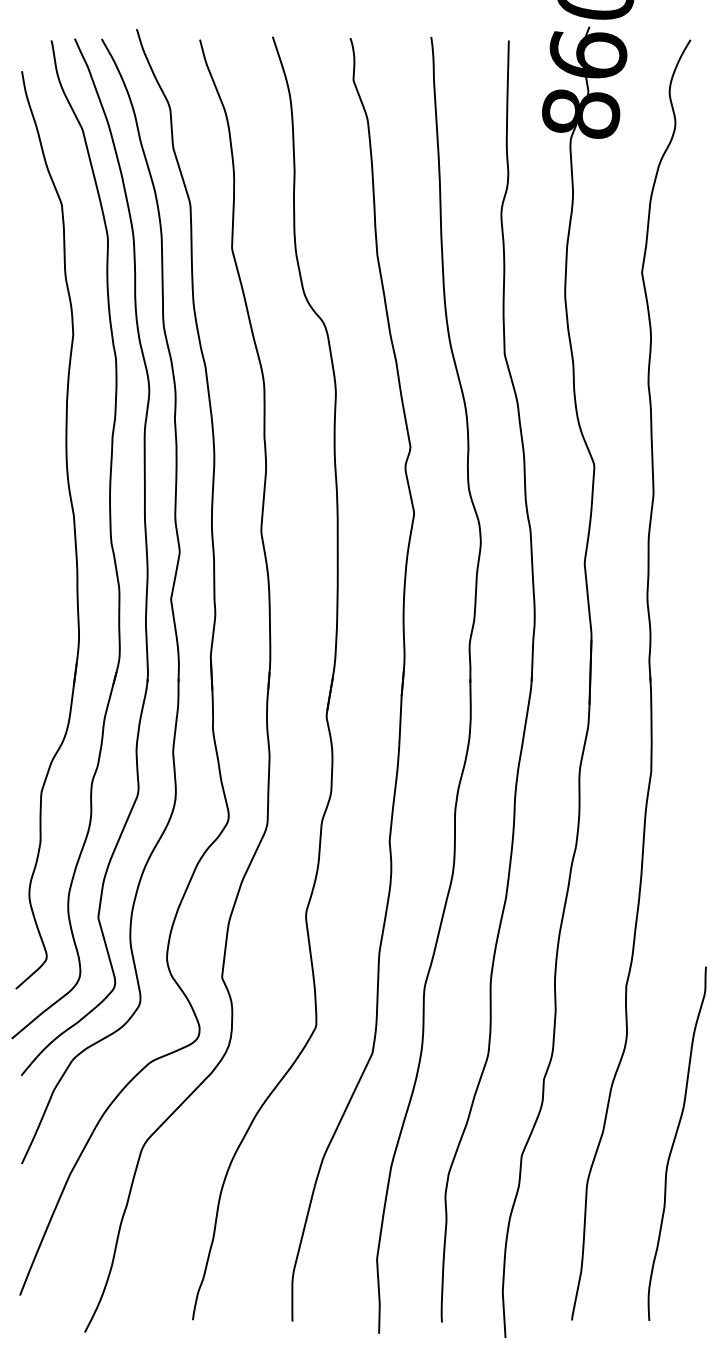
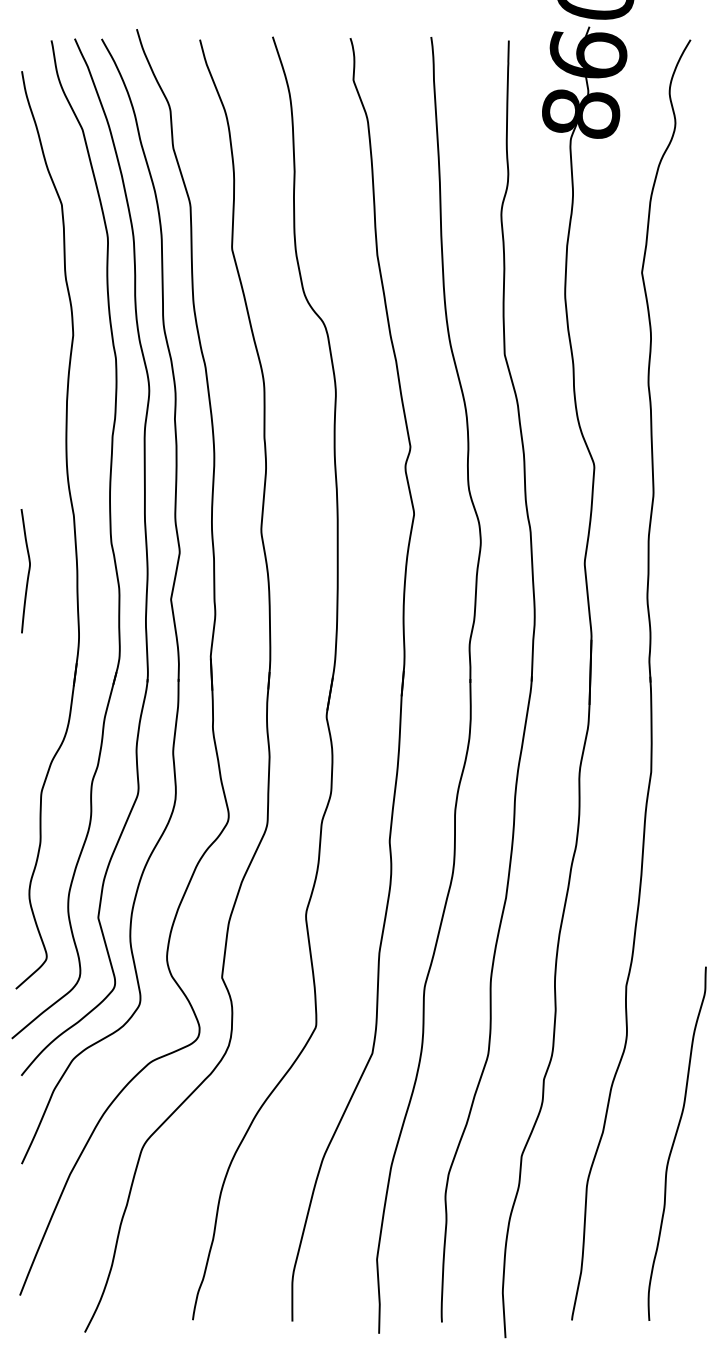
curve: none -> present (27, 573)
